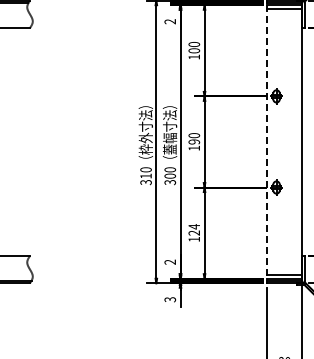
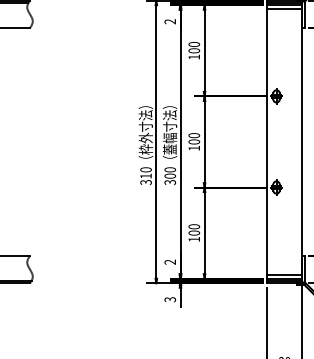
text: 190 -> 100 (194, 141)
line: dashed -> solid (267, 141)
text: 124 -> 100 (194, 229)
